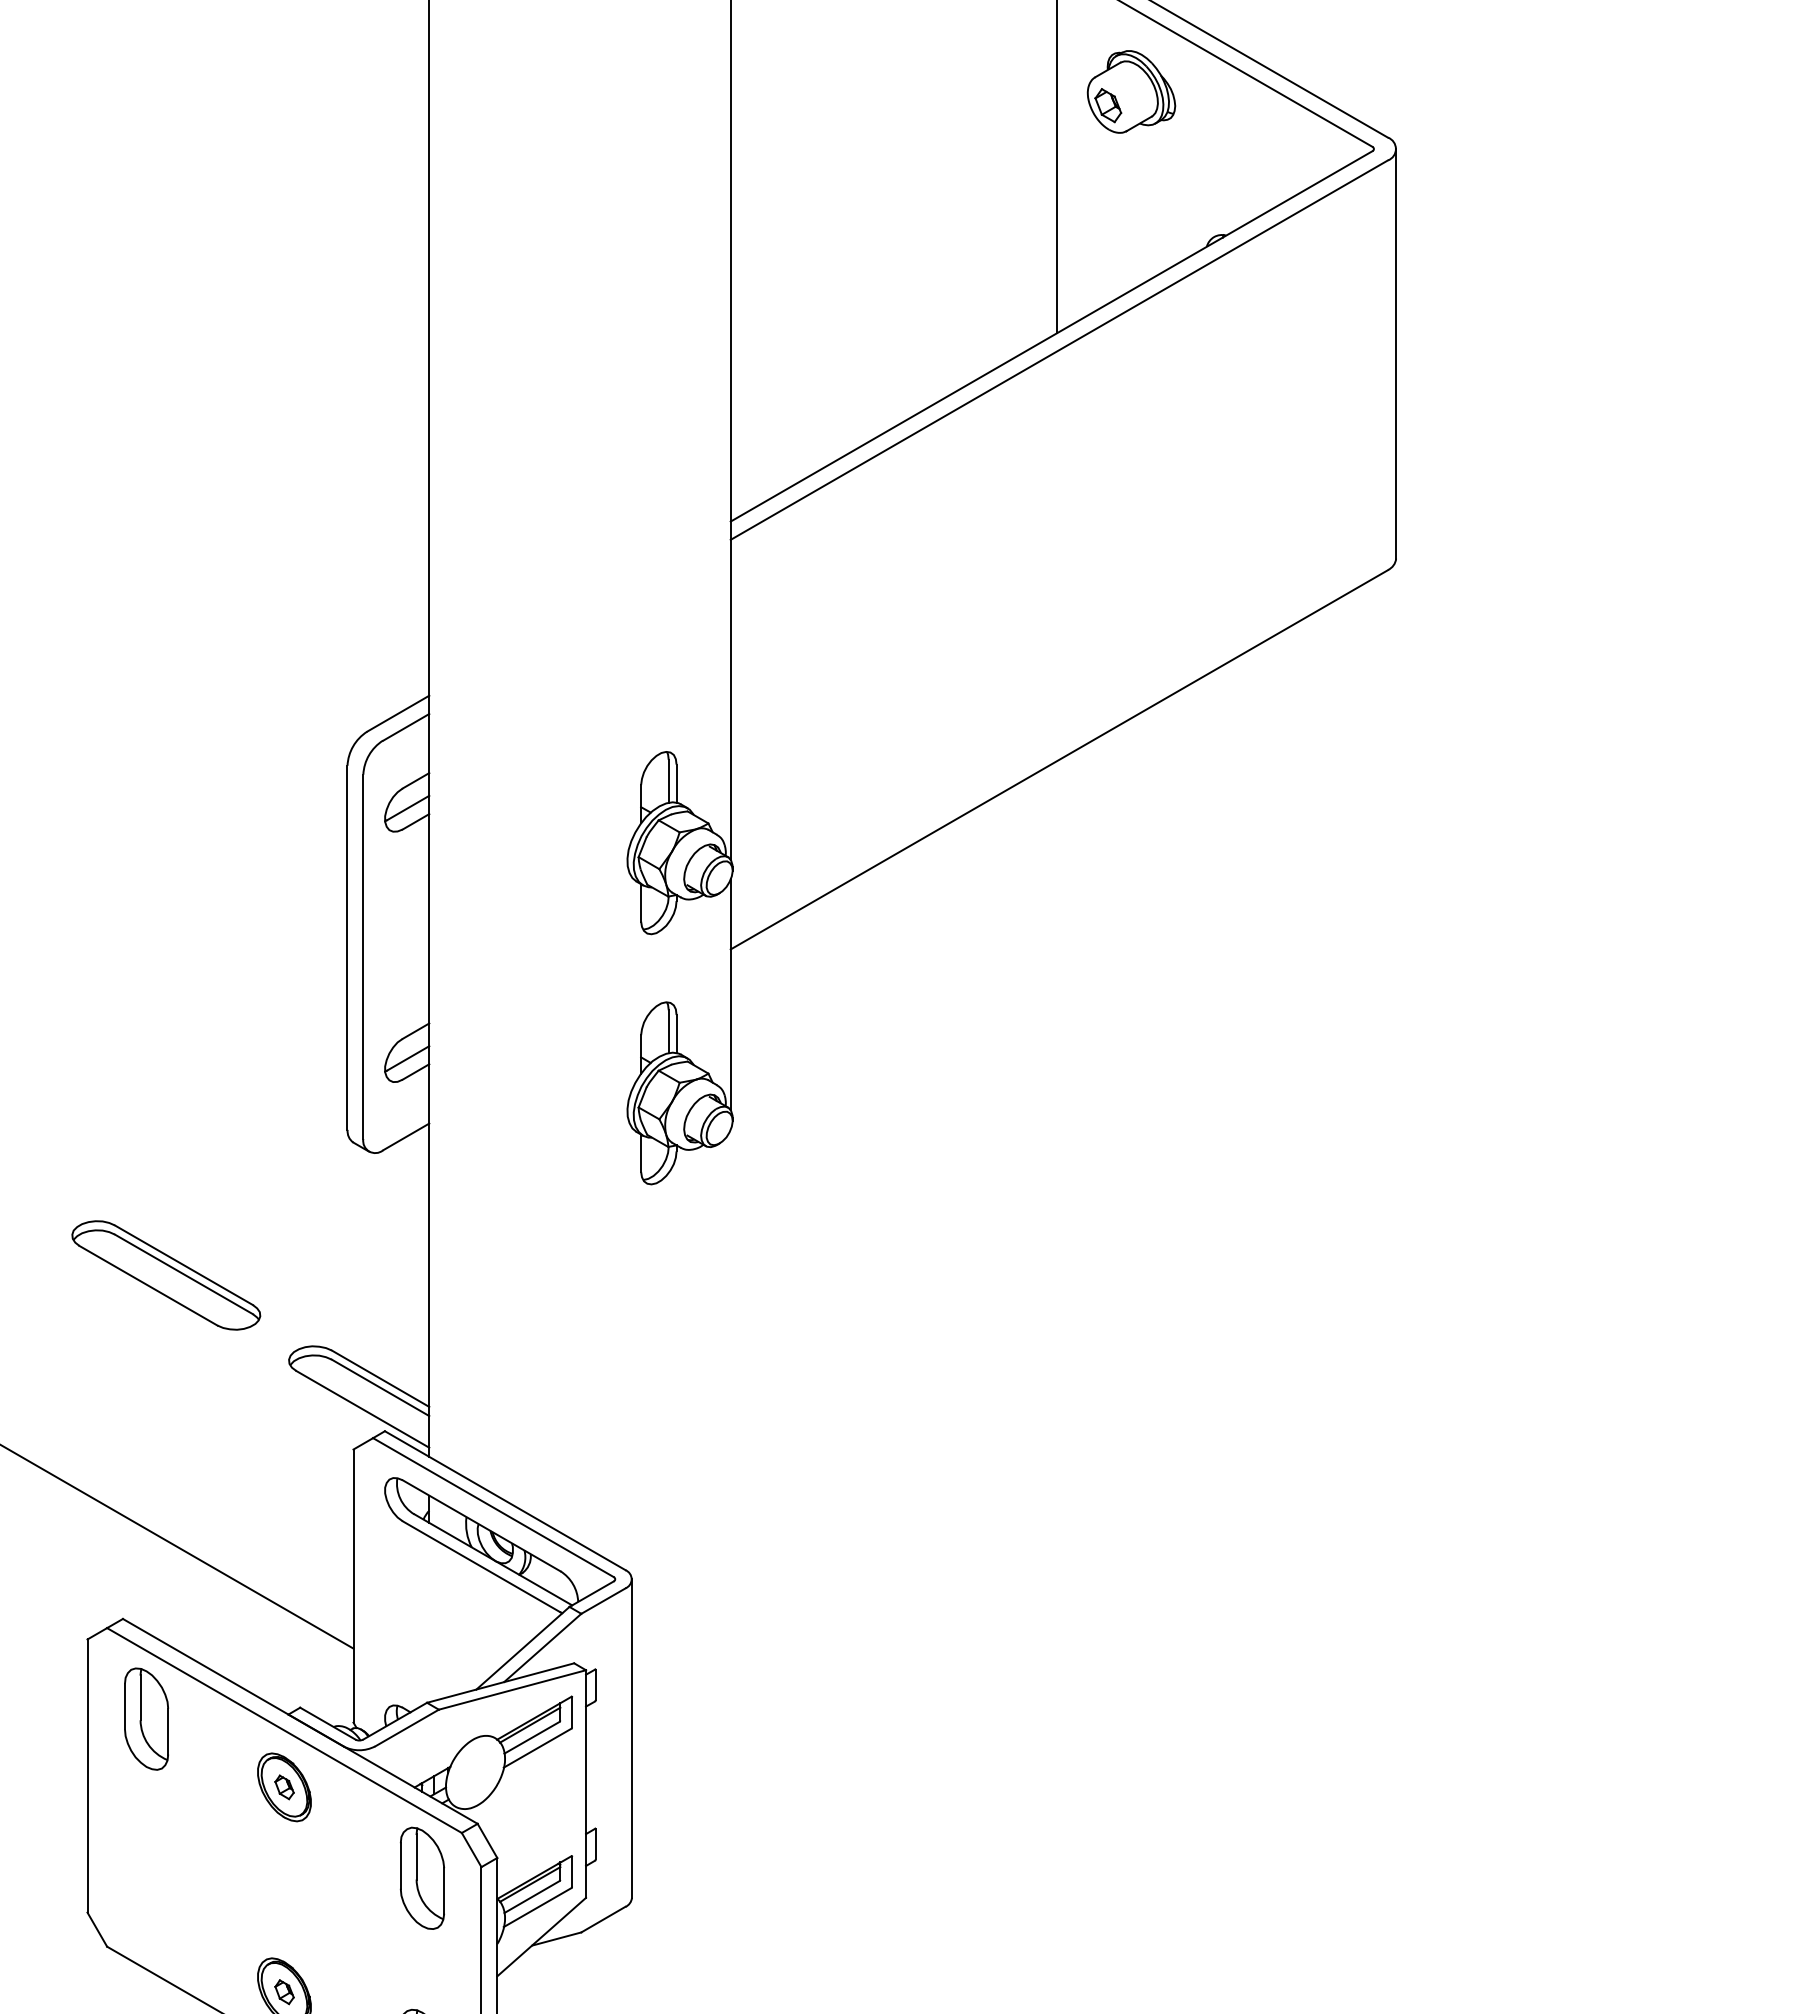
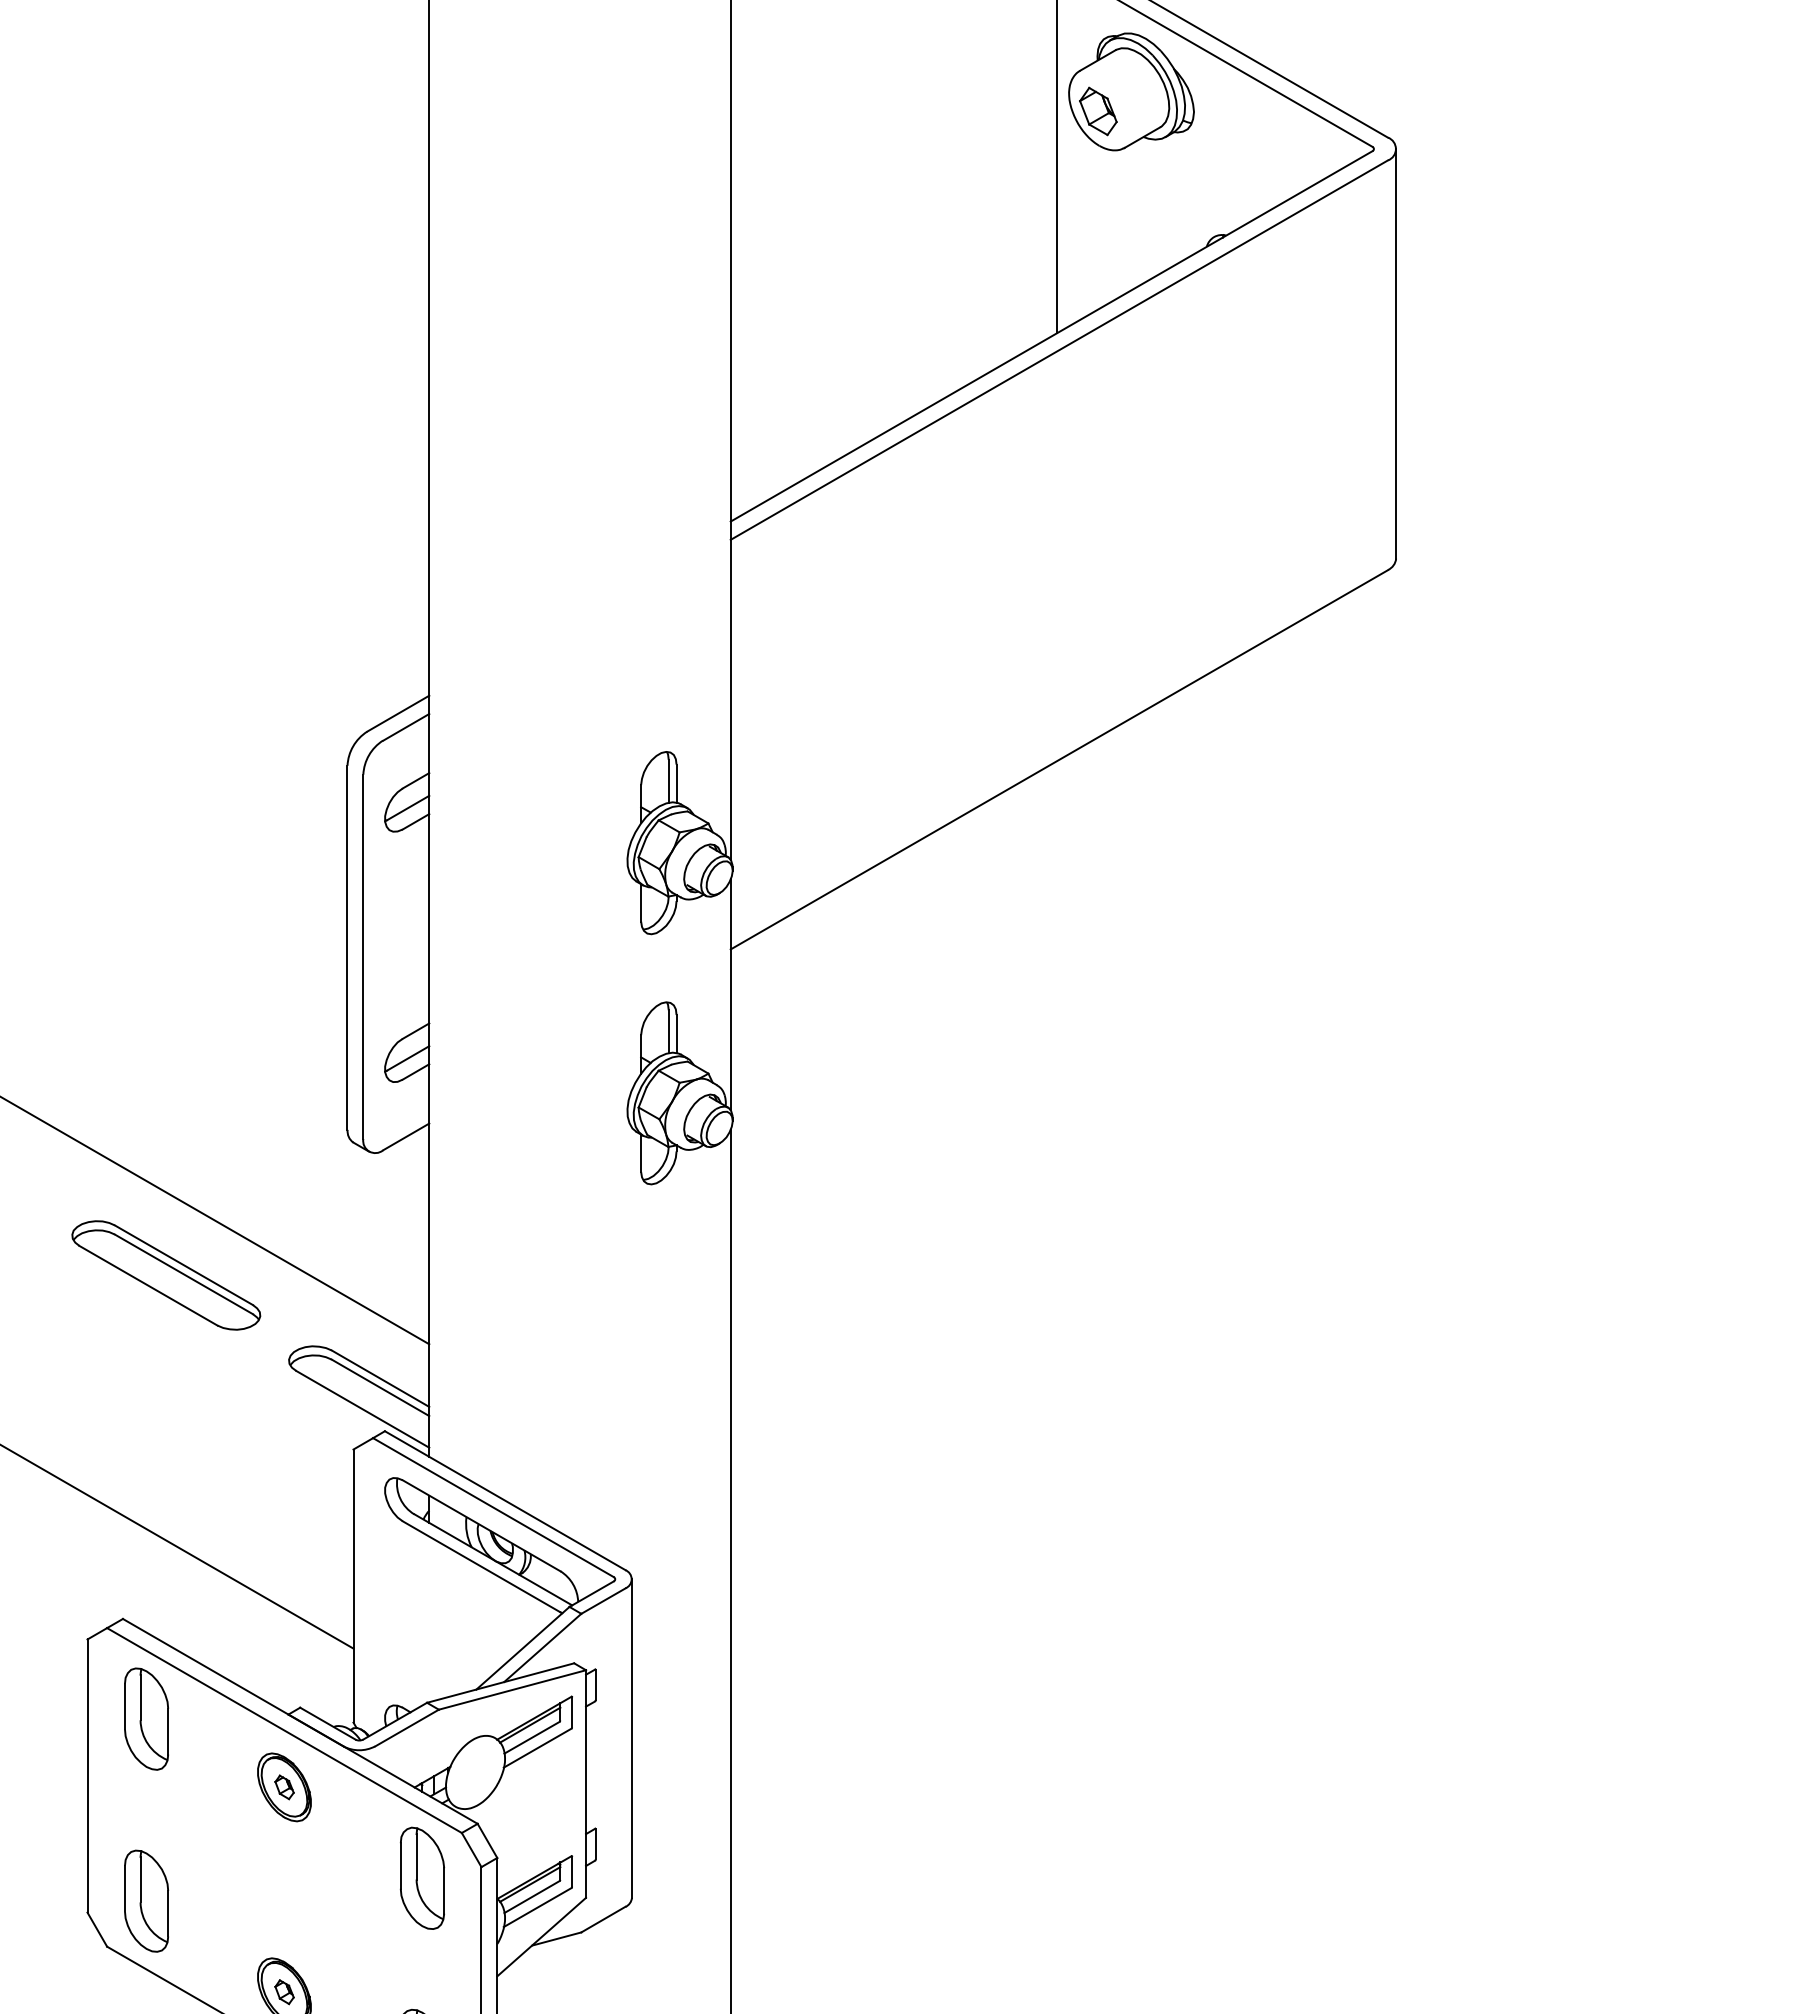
part size: 91x84 px -> 127x120 px (1131, 91)
line: none -> present (215, 1220)
line: none -> present (730, 1569)
part: none -> present (146, 1900)
